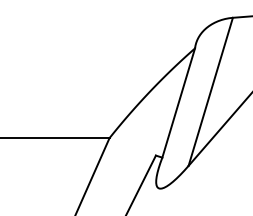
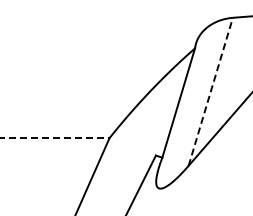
line: solid -> dashed (210, 91)
line: solid -> dashed (55, 138)
